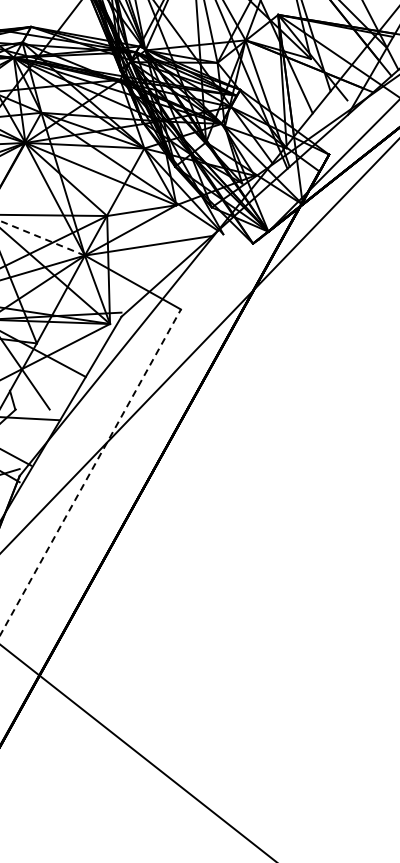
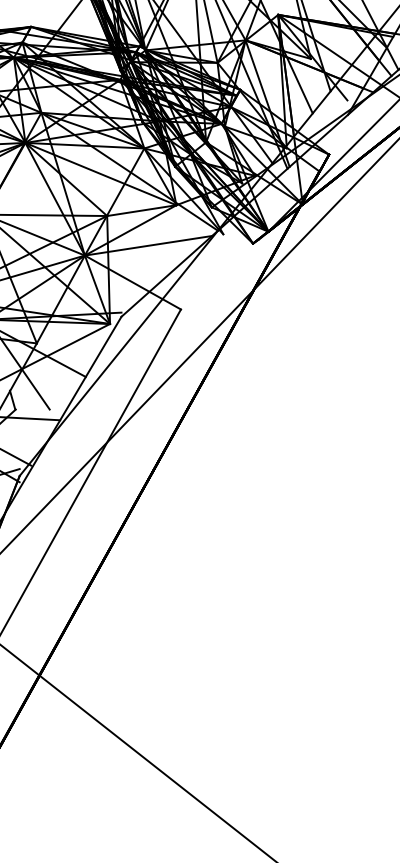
line: dashed -> solid (42, 238)
line: dashed -> solid (90, 471)
